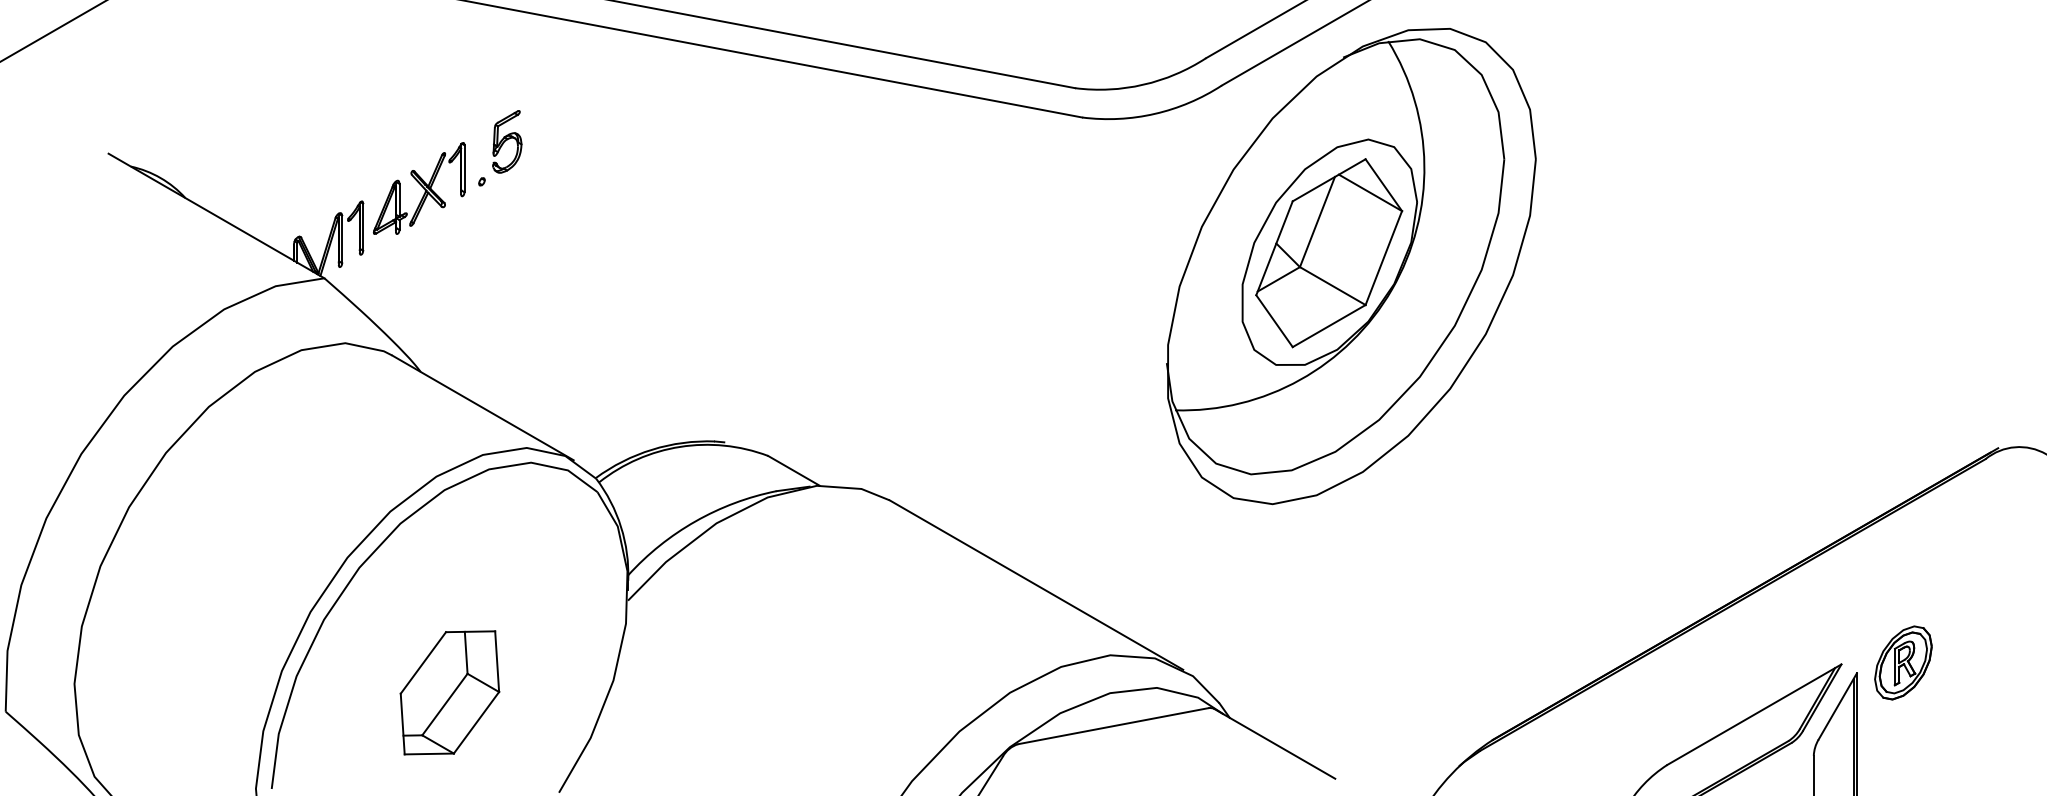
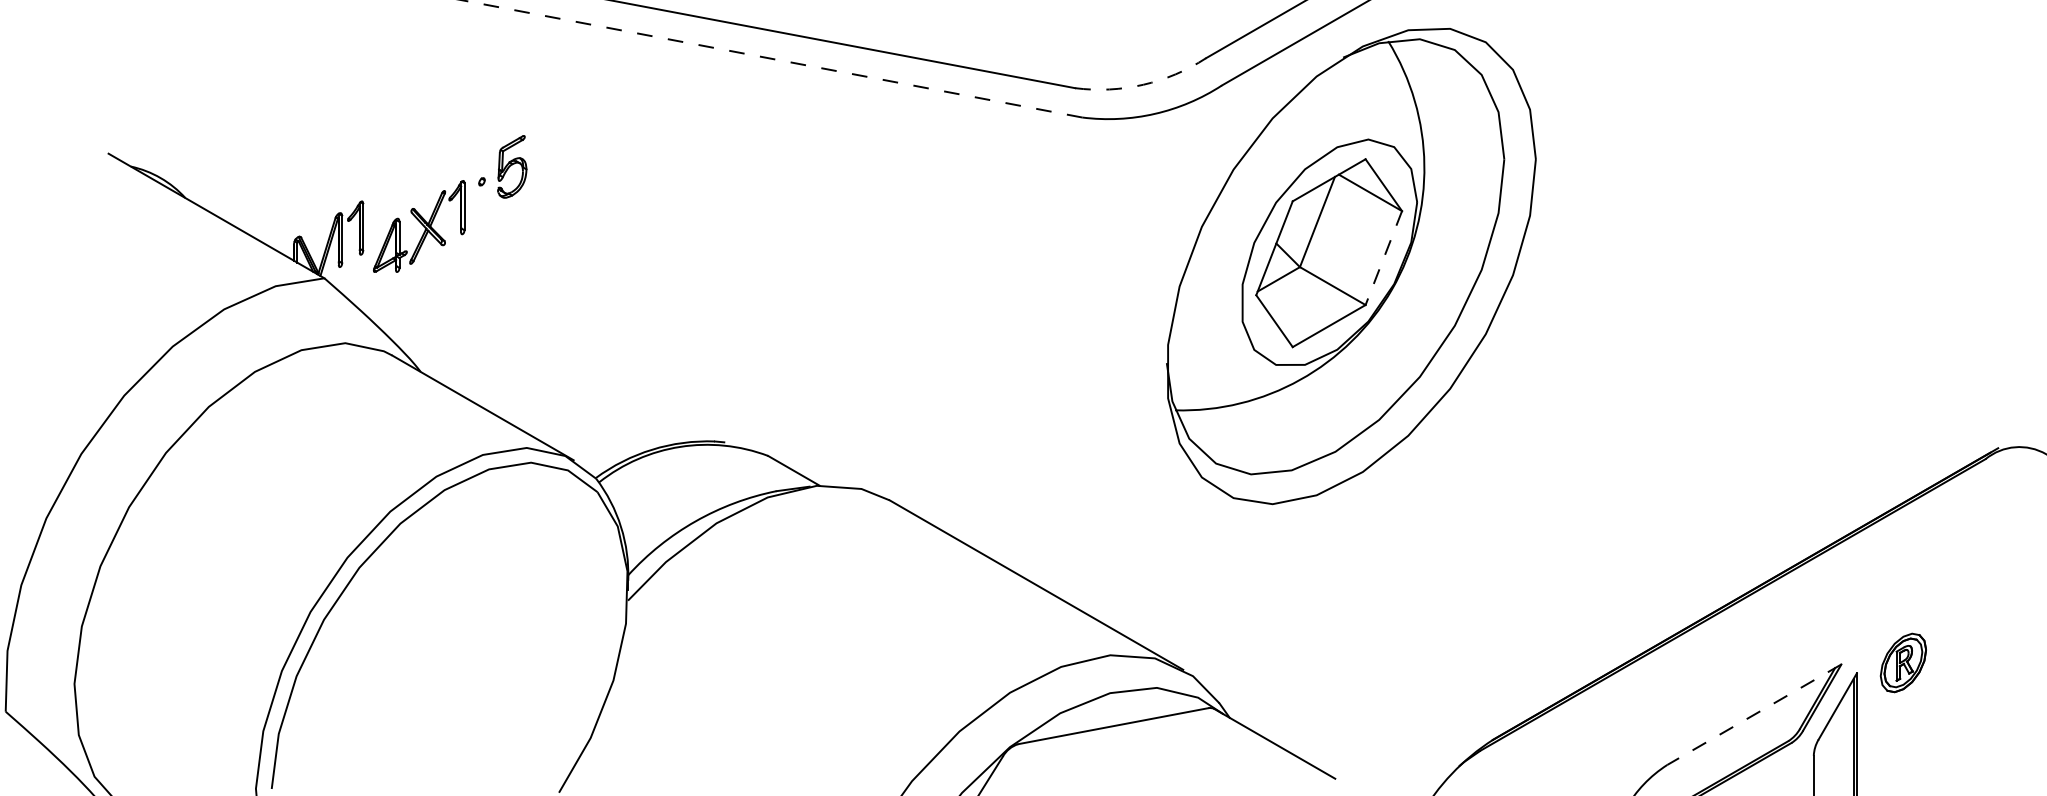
line: present -> none (52, 31)
line: solid -> dashed (771, 58)
arc: solid -> dashed (1143, 84)
part position: (507, 141) -> (512, 166) (512, 166)
part position: (419, 188) -> (419, 226) (419, 226)
line: solid -> dashed (1383, 258)
part size: 59x76 px -> 48x62 px (1902, 662)
part: present -> none (449, 692)
line: solid -> dashed (1753, 714)
